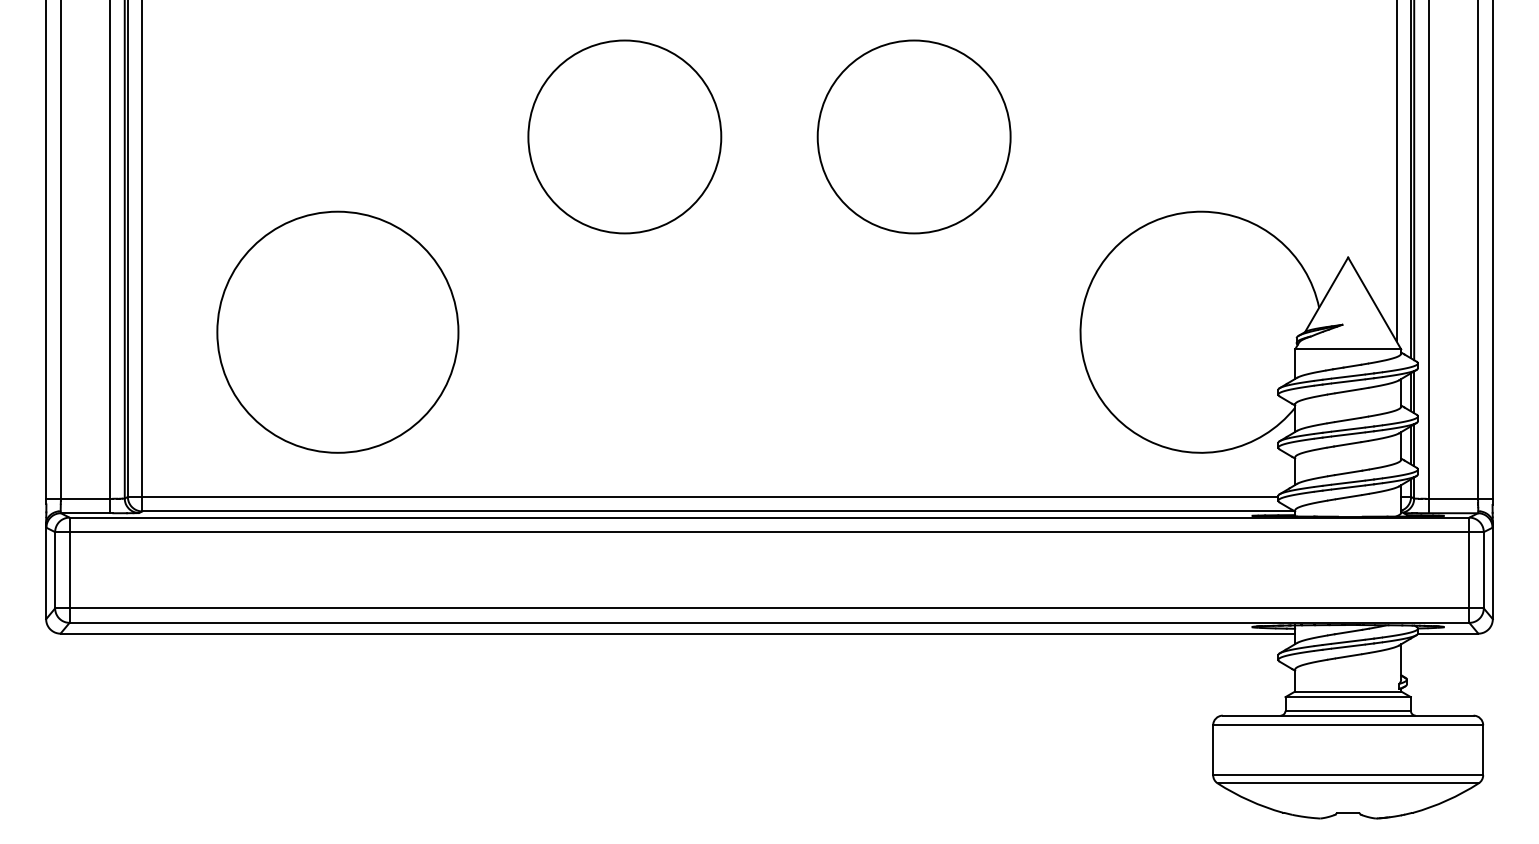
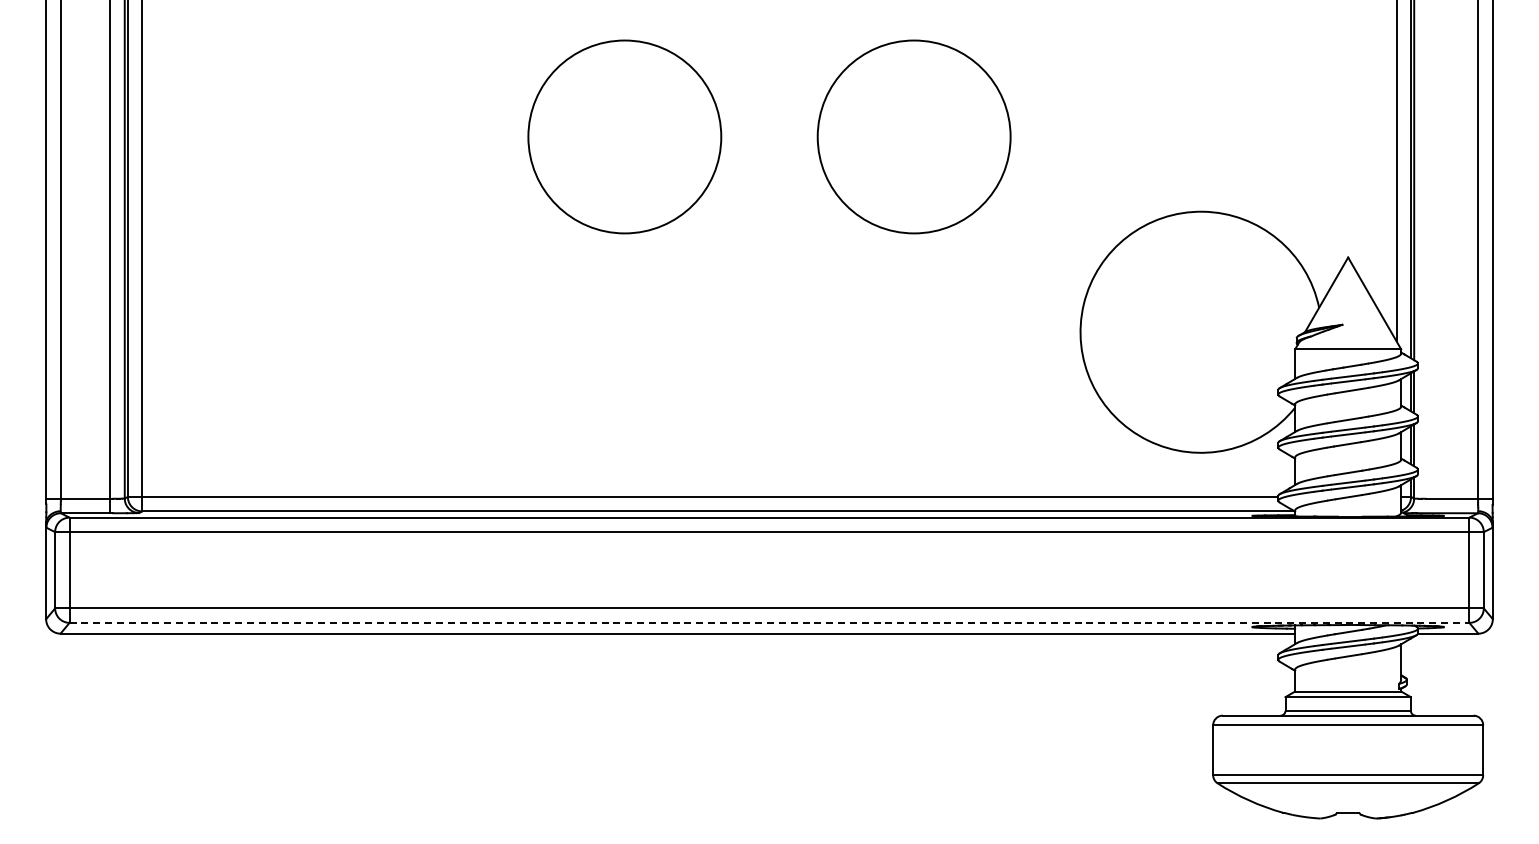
line: present -> none (1428, 257)
circle: present -> none (337, 331)
line: solid -> dashed (769, 622)
